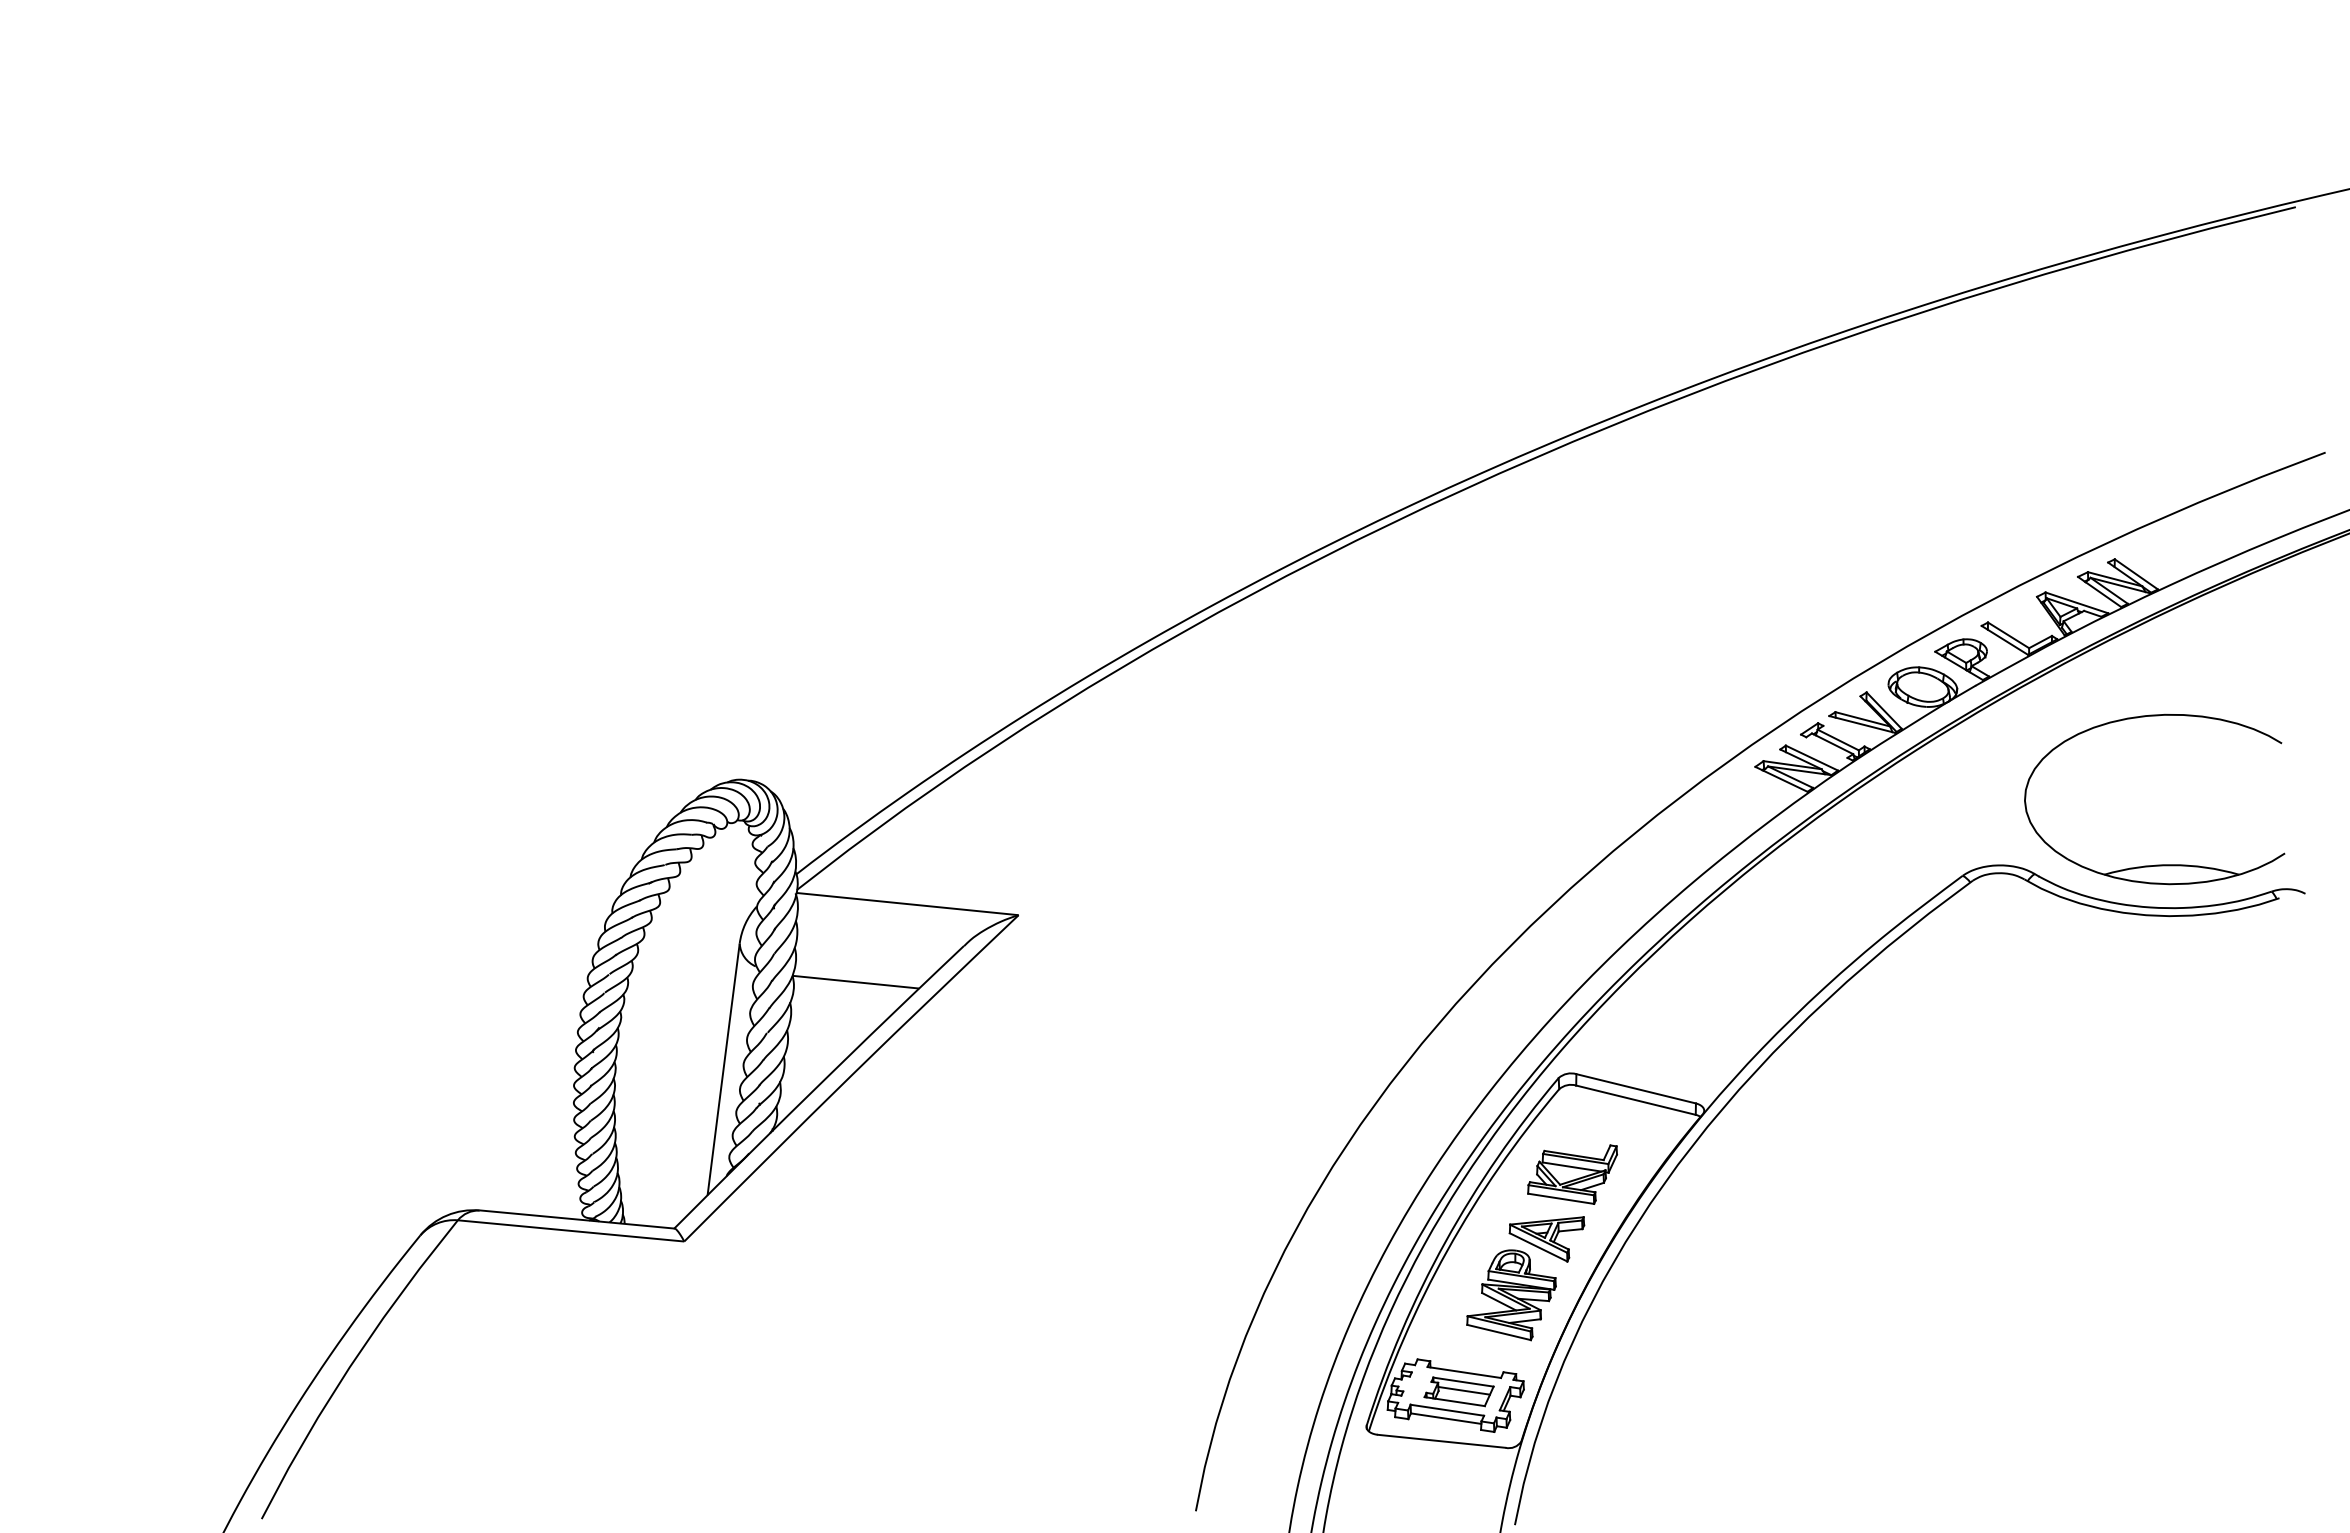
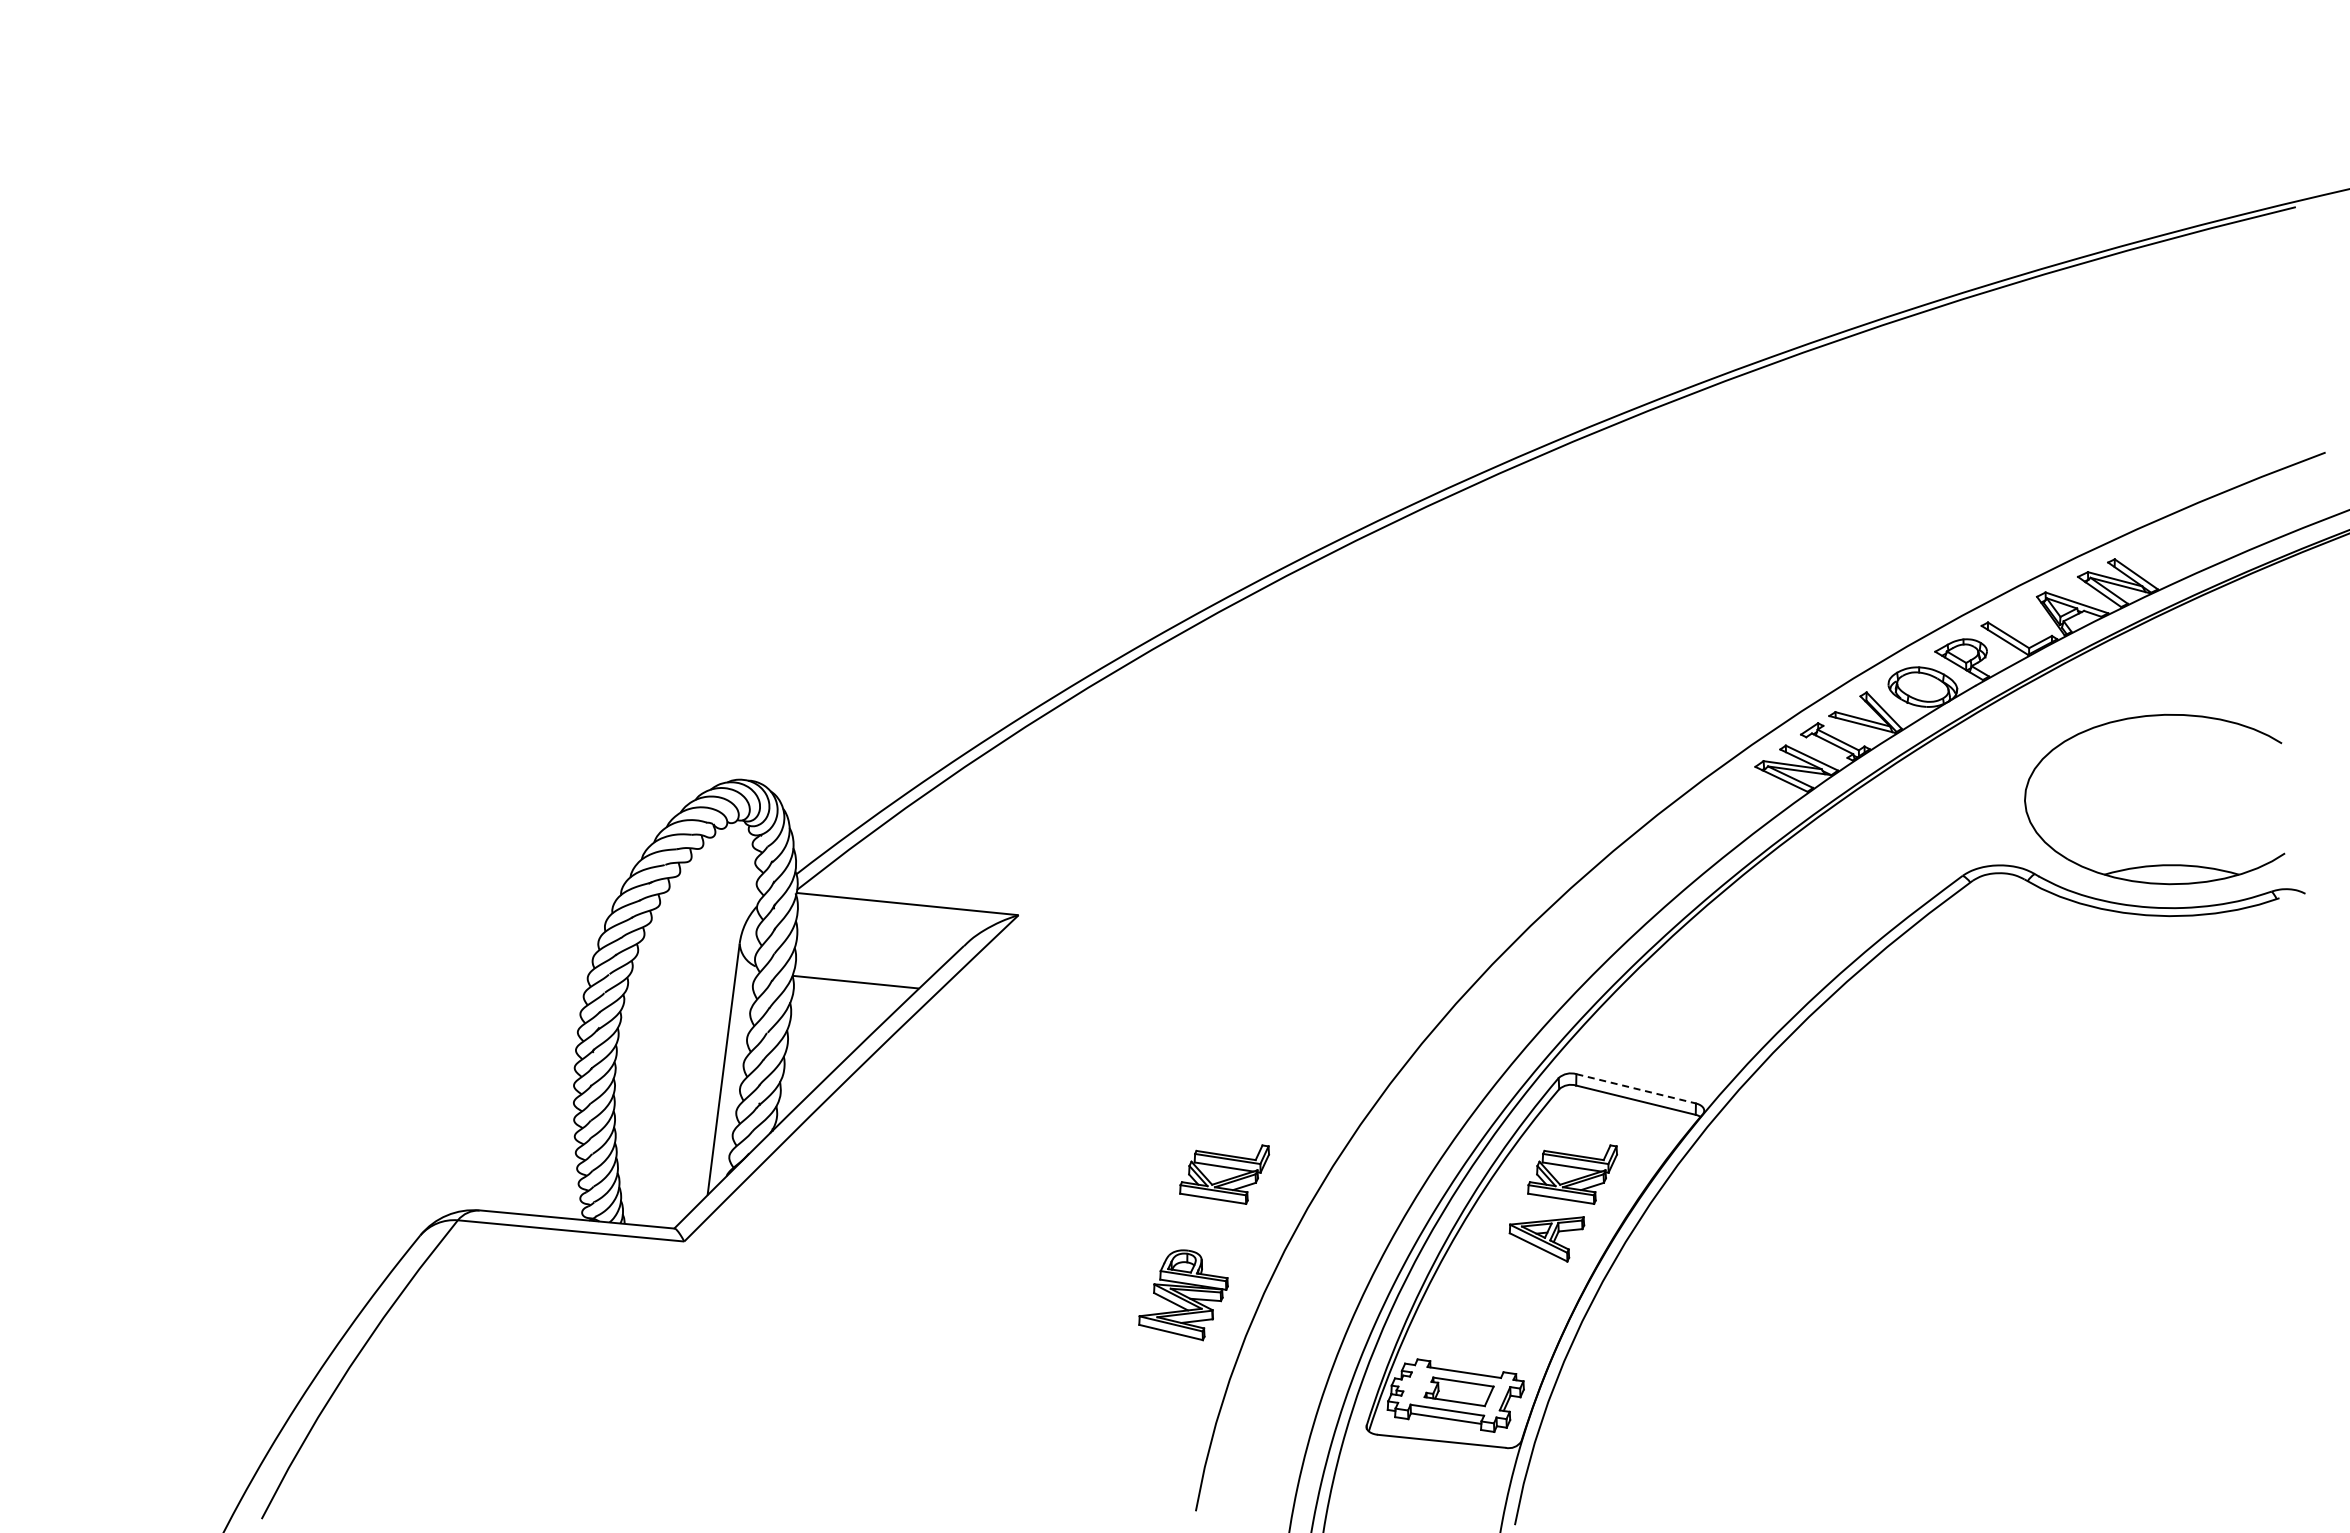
line: solid -> dashed (1636, 1088)
part: none -> present (1224, 1174)
part position: (1511, 1295) -> (1183, 1295) (1183, 1295)
line: present -> none (1463, 1390)
